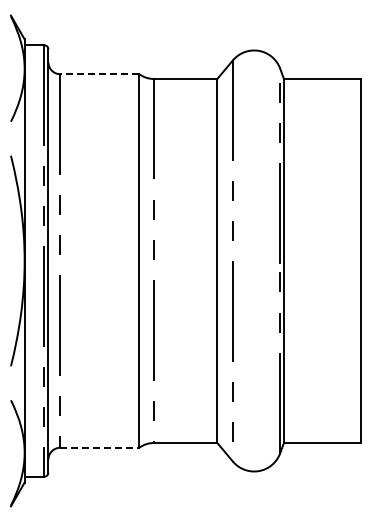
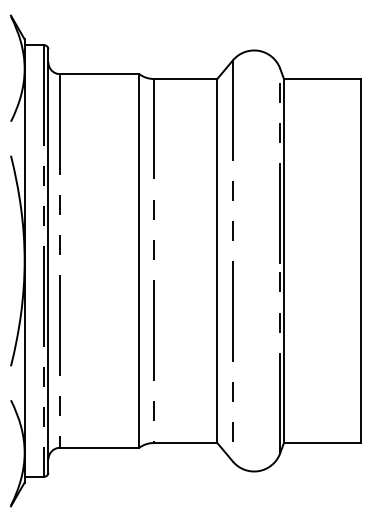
line: dashed -> solid (99, 74)
line: dashed -> solid (99, 447)
